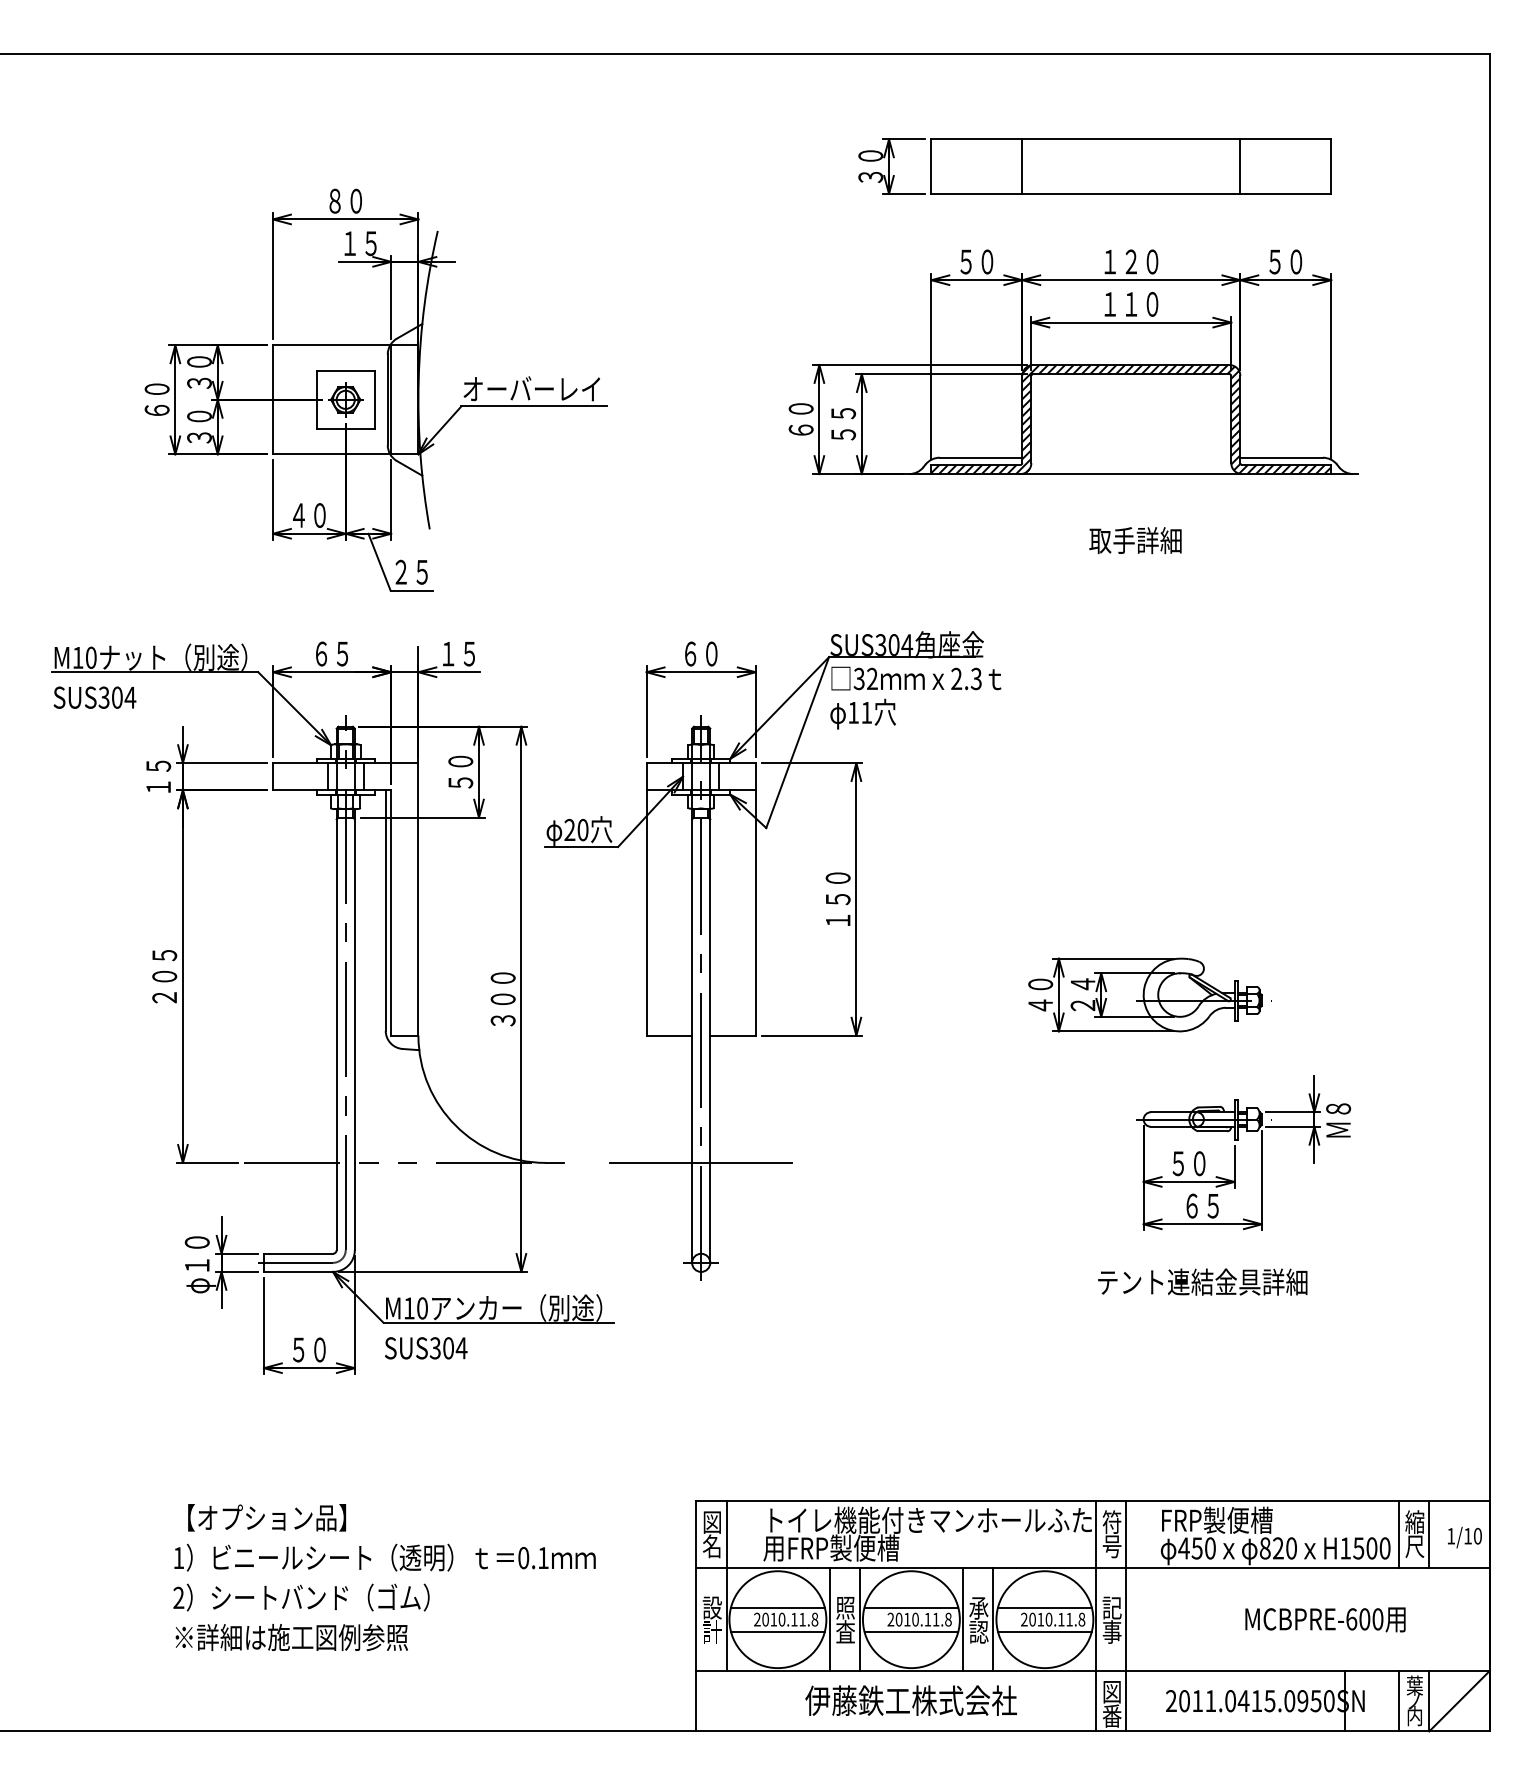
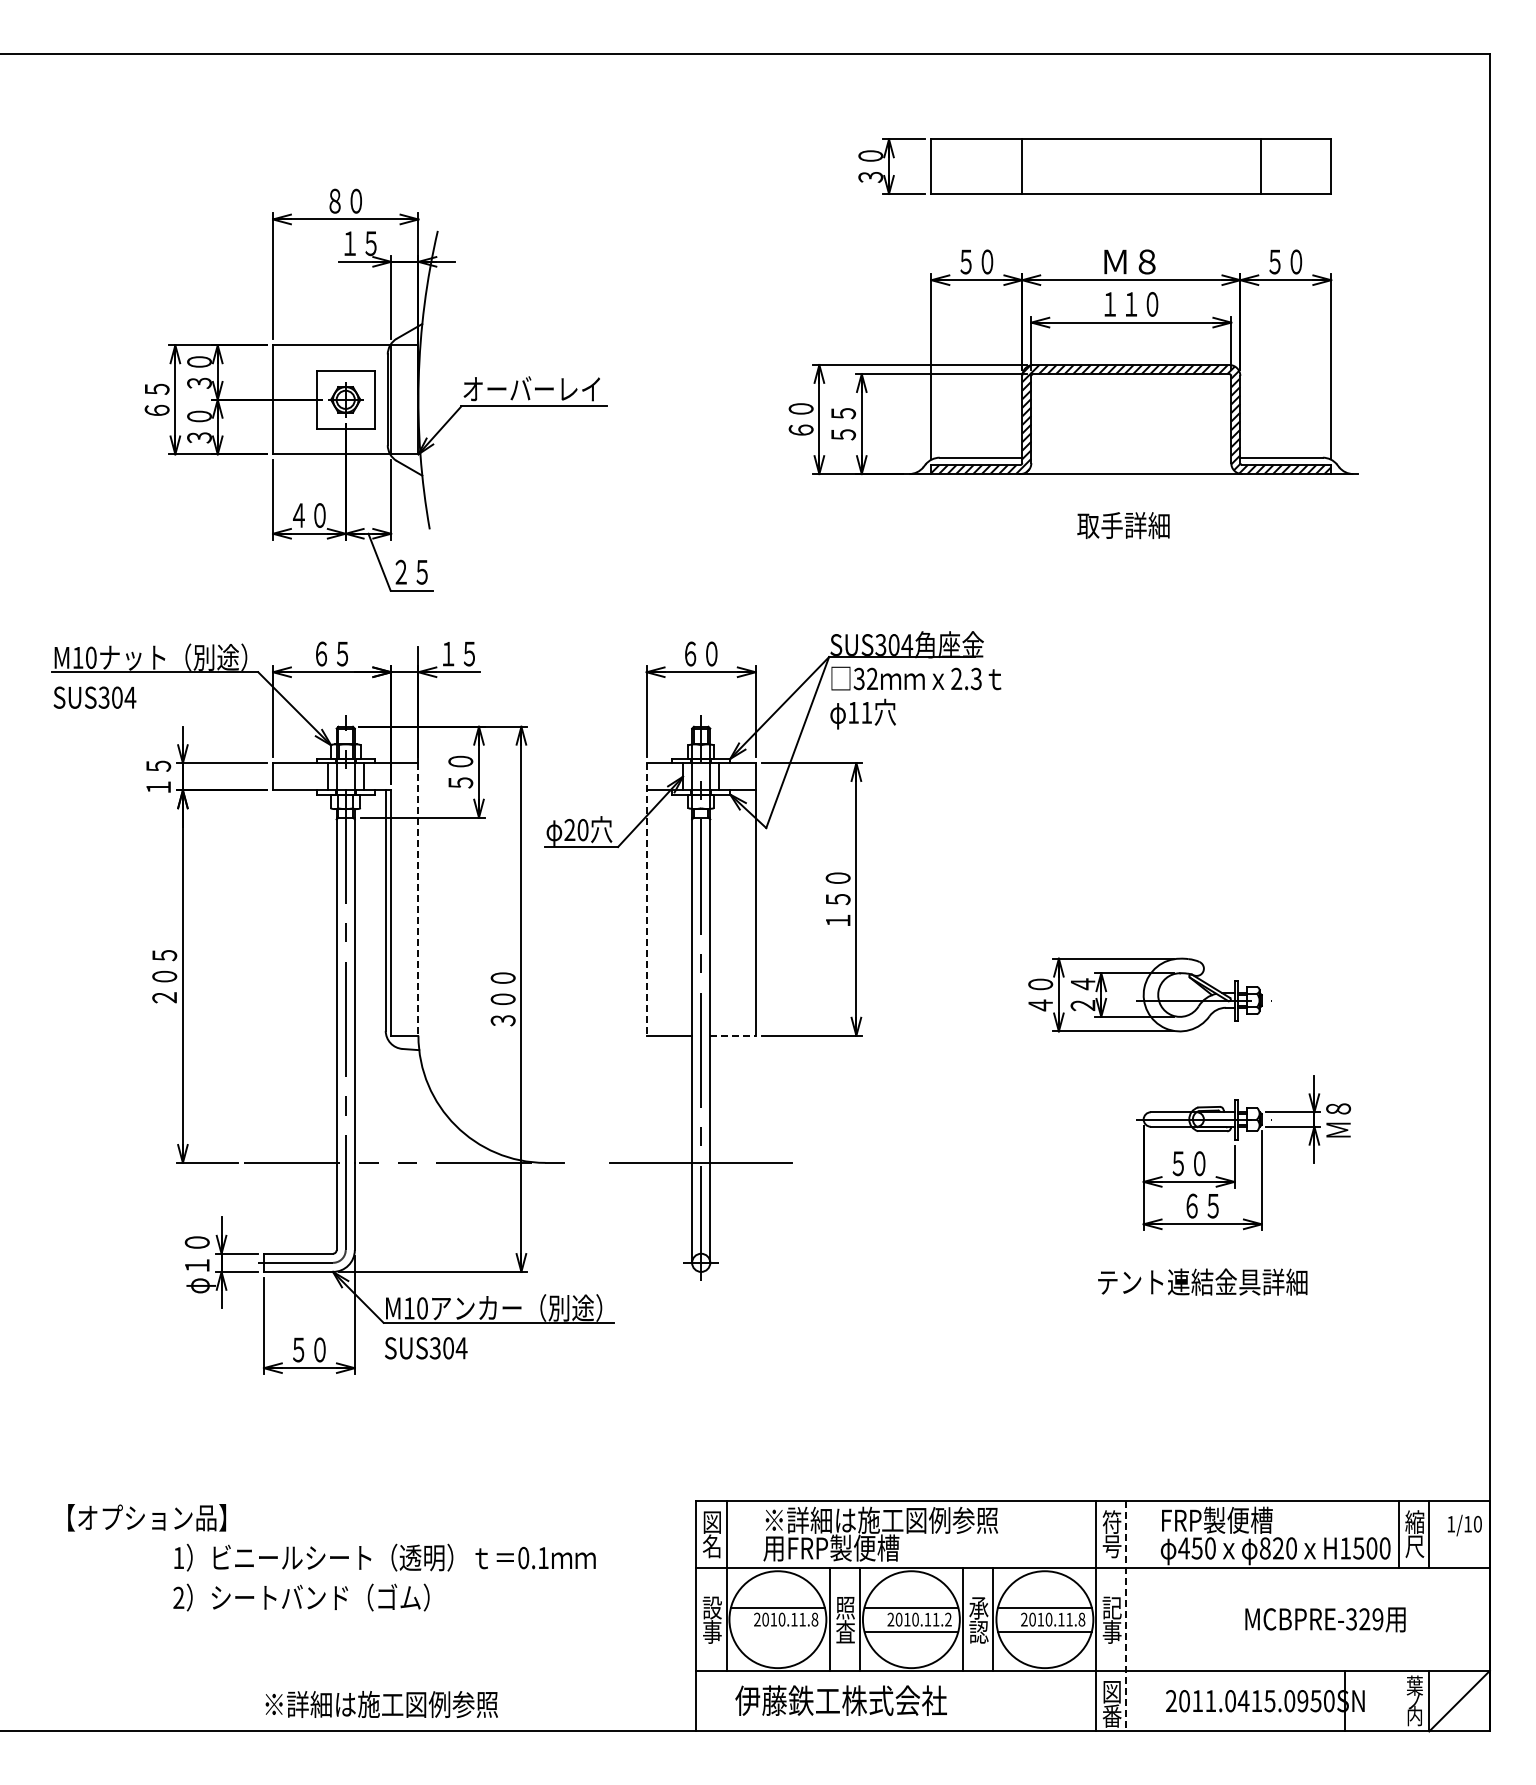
line position: (1240, 166) -> (1261, 166) (1261, 166)
text: １２０ -> Ｍ８ (1131, 261)
text: ６０ -> ６５ (156, 388)
text position: (1135, 540) -> (1123, 525) (1123, 525)
line: solid -> dashed (418, 899)
line: solid -> dashed (646, 899)
line: solid -> dashed (733, 1035)
text position: (267, 1517) -> (147, 1517) (147, 1517)
text: トイレ機能付きマンホールふた -> ※詳細は施工図例参照 (928, 1519)
text position: (1464, 1537) -> (1464, 1525) (1464, 1525)
line: solid -> dashed (1126, 1616)
text: 2010.11.8 -> 2010.11.2 (948, 1619)
text: MCBPRE-600 -> MCBPRE-329 (1364, 1619)
text: 計 -> 事 (712, 1631)
line: present -> none (777, 1631)
text position: (291, 1637) -> (381, 1704) (381, 1704)
text position: (910, 1700) -> (840, 1700) (840, 1700)
line: present -> none (1399, 1700)
